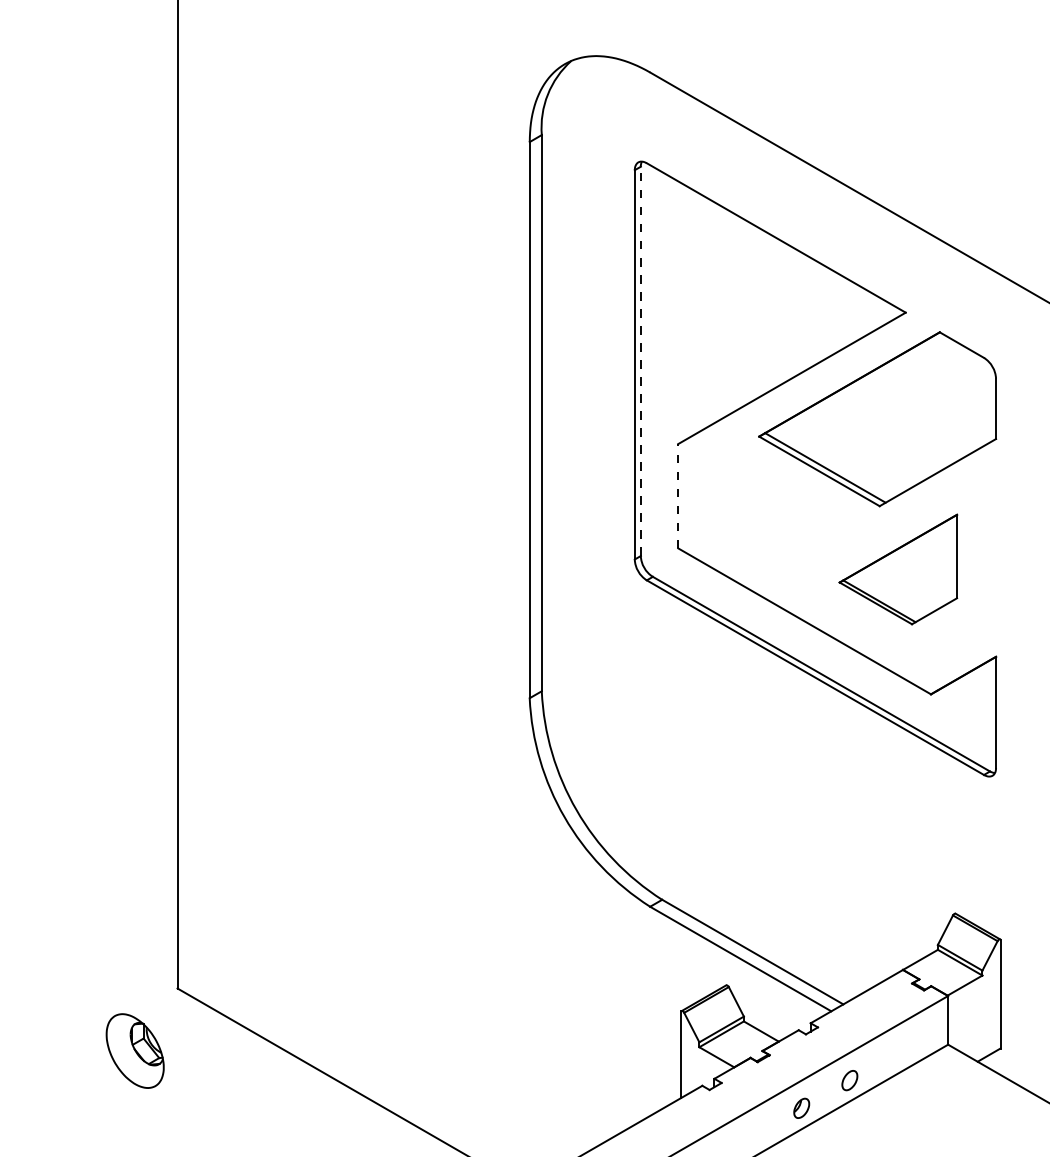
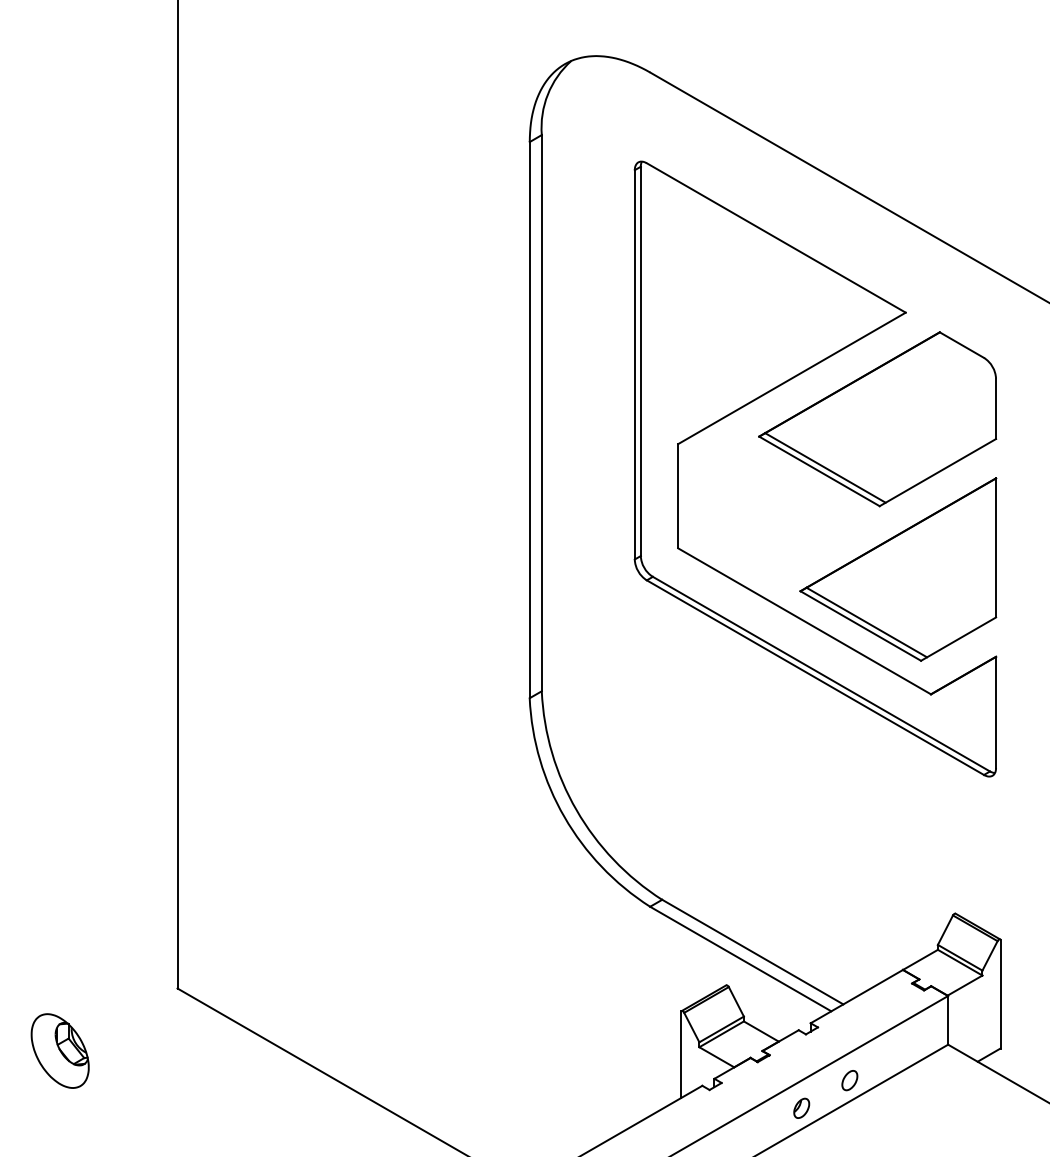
line: dashed -> solid (640, 361)
line: dashed -> solid (678, 495)
part size: 121x113 px -> 199x185 px (898, 569)
part position: (134, 1050) -> (59, 1050) (59, 1050)
